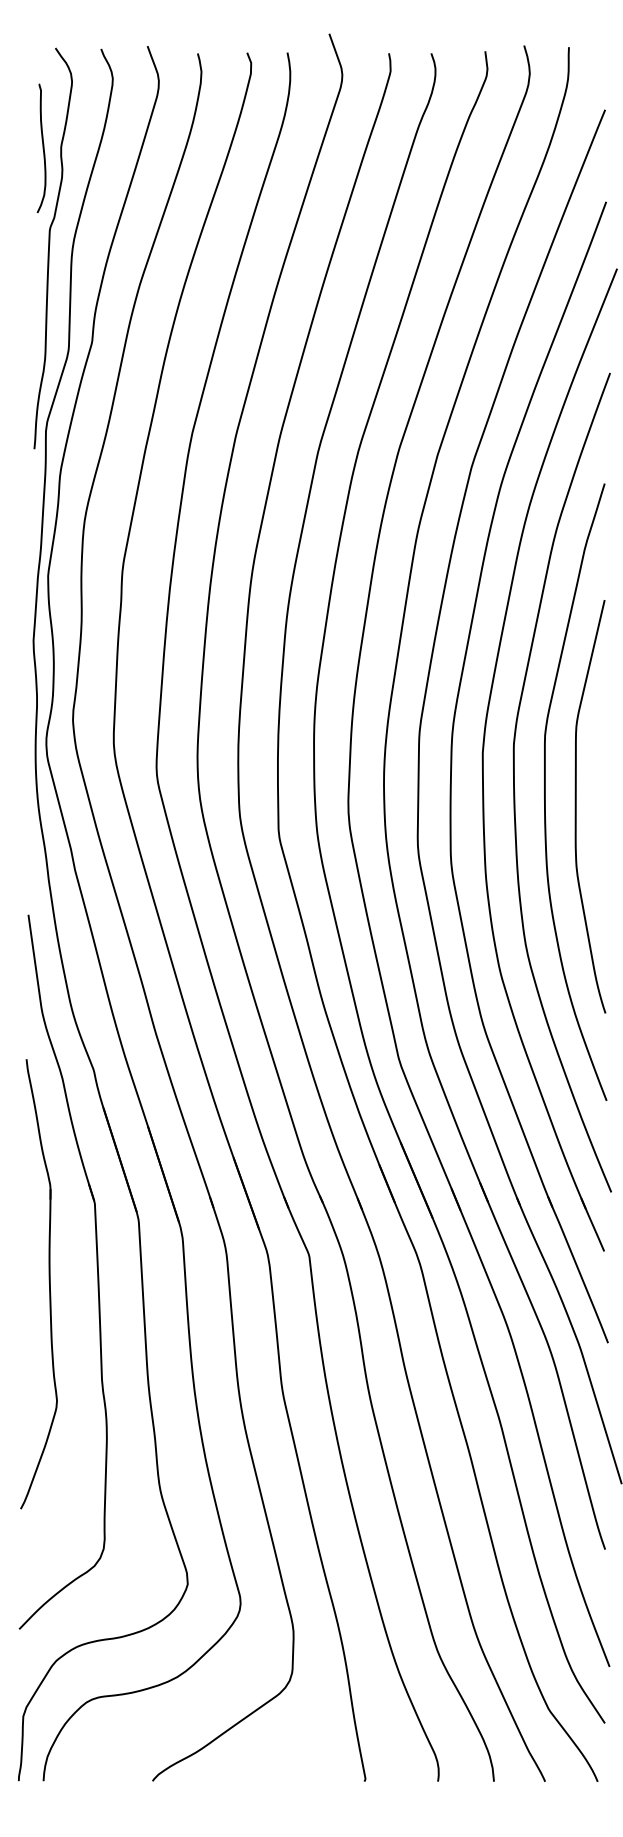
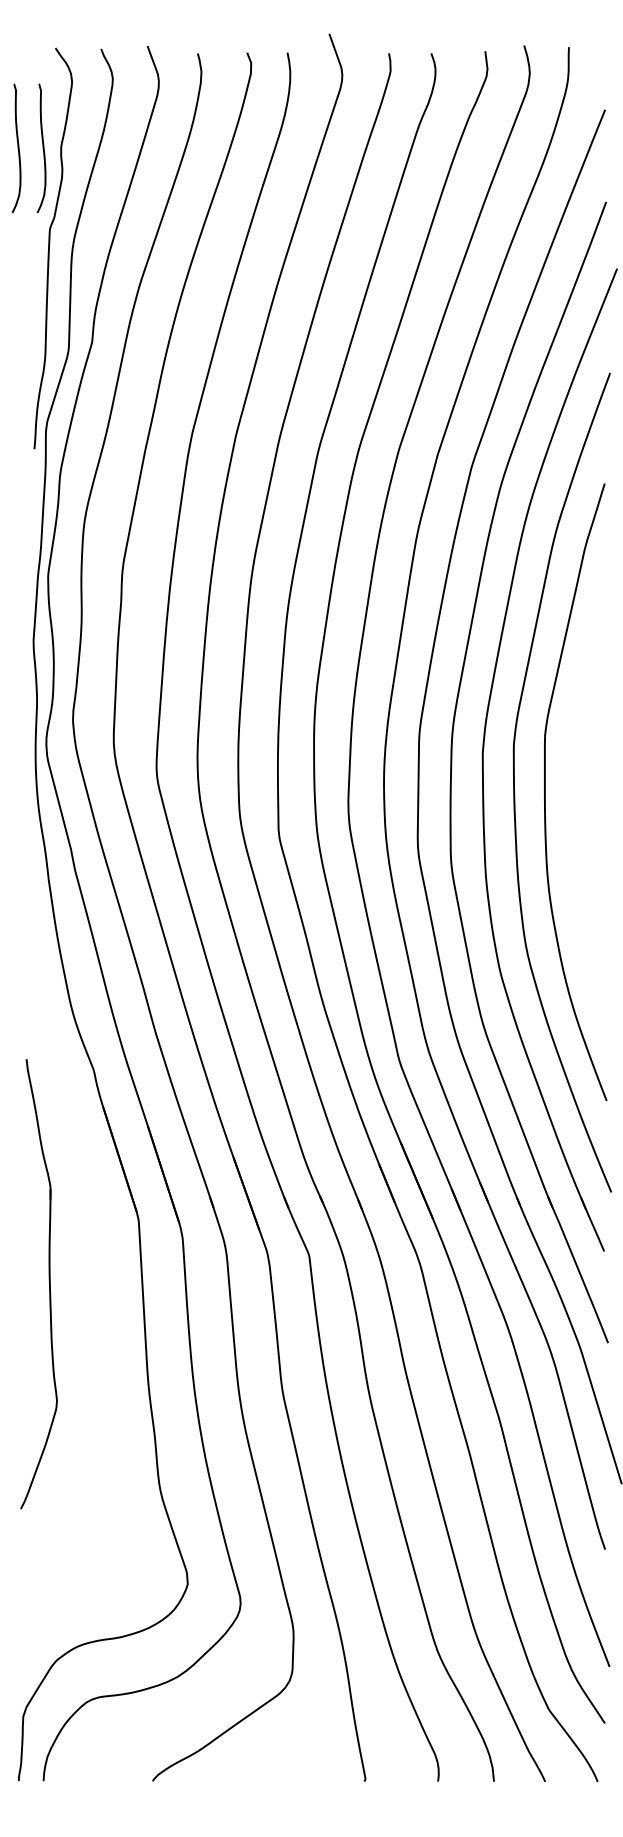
curve: none -> present (17, 148)
curve: present -> none (576, 806)
part: present -> none (96, 1266)
